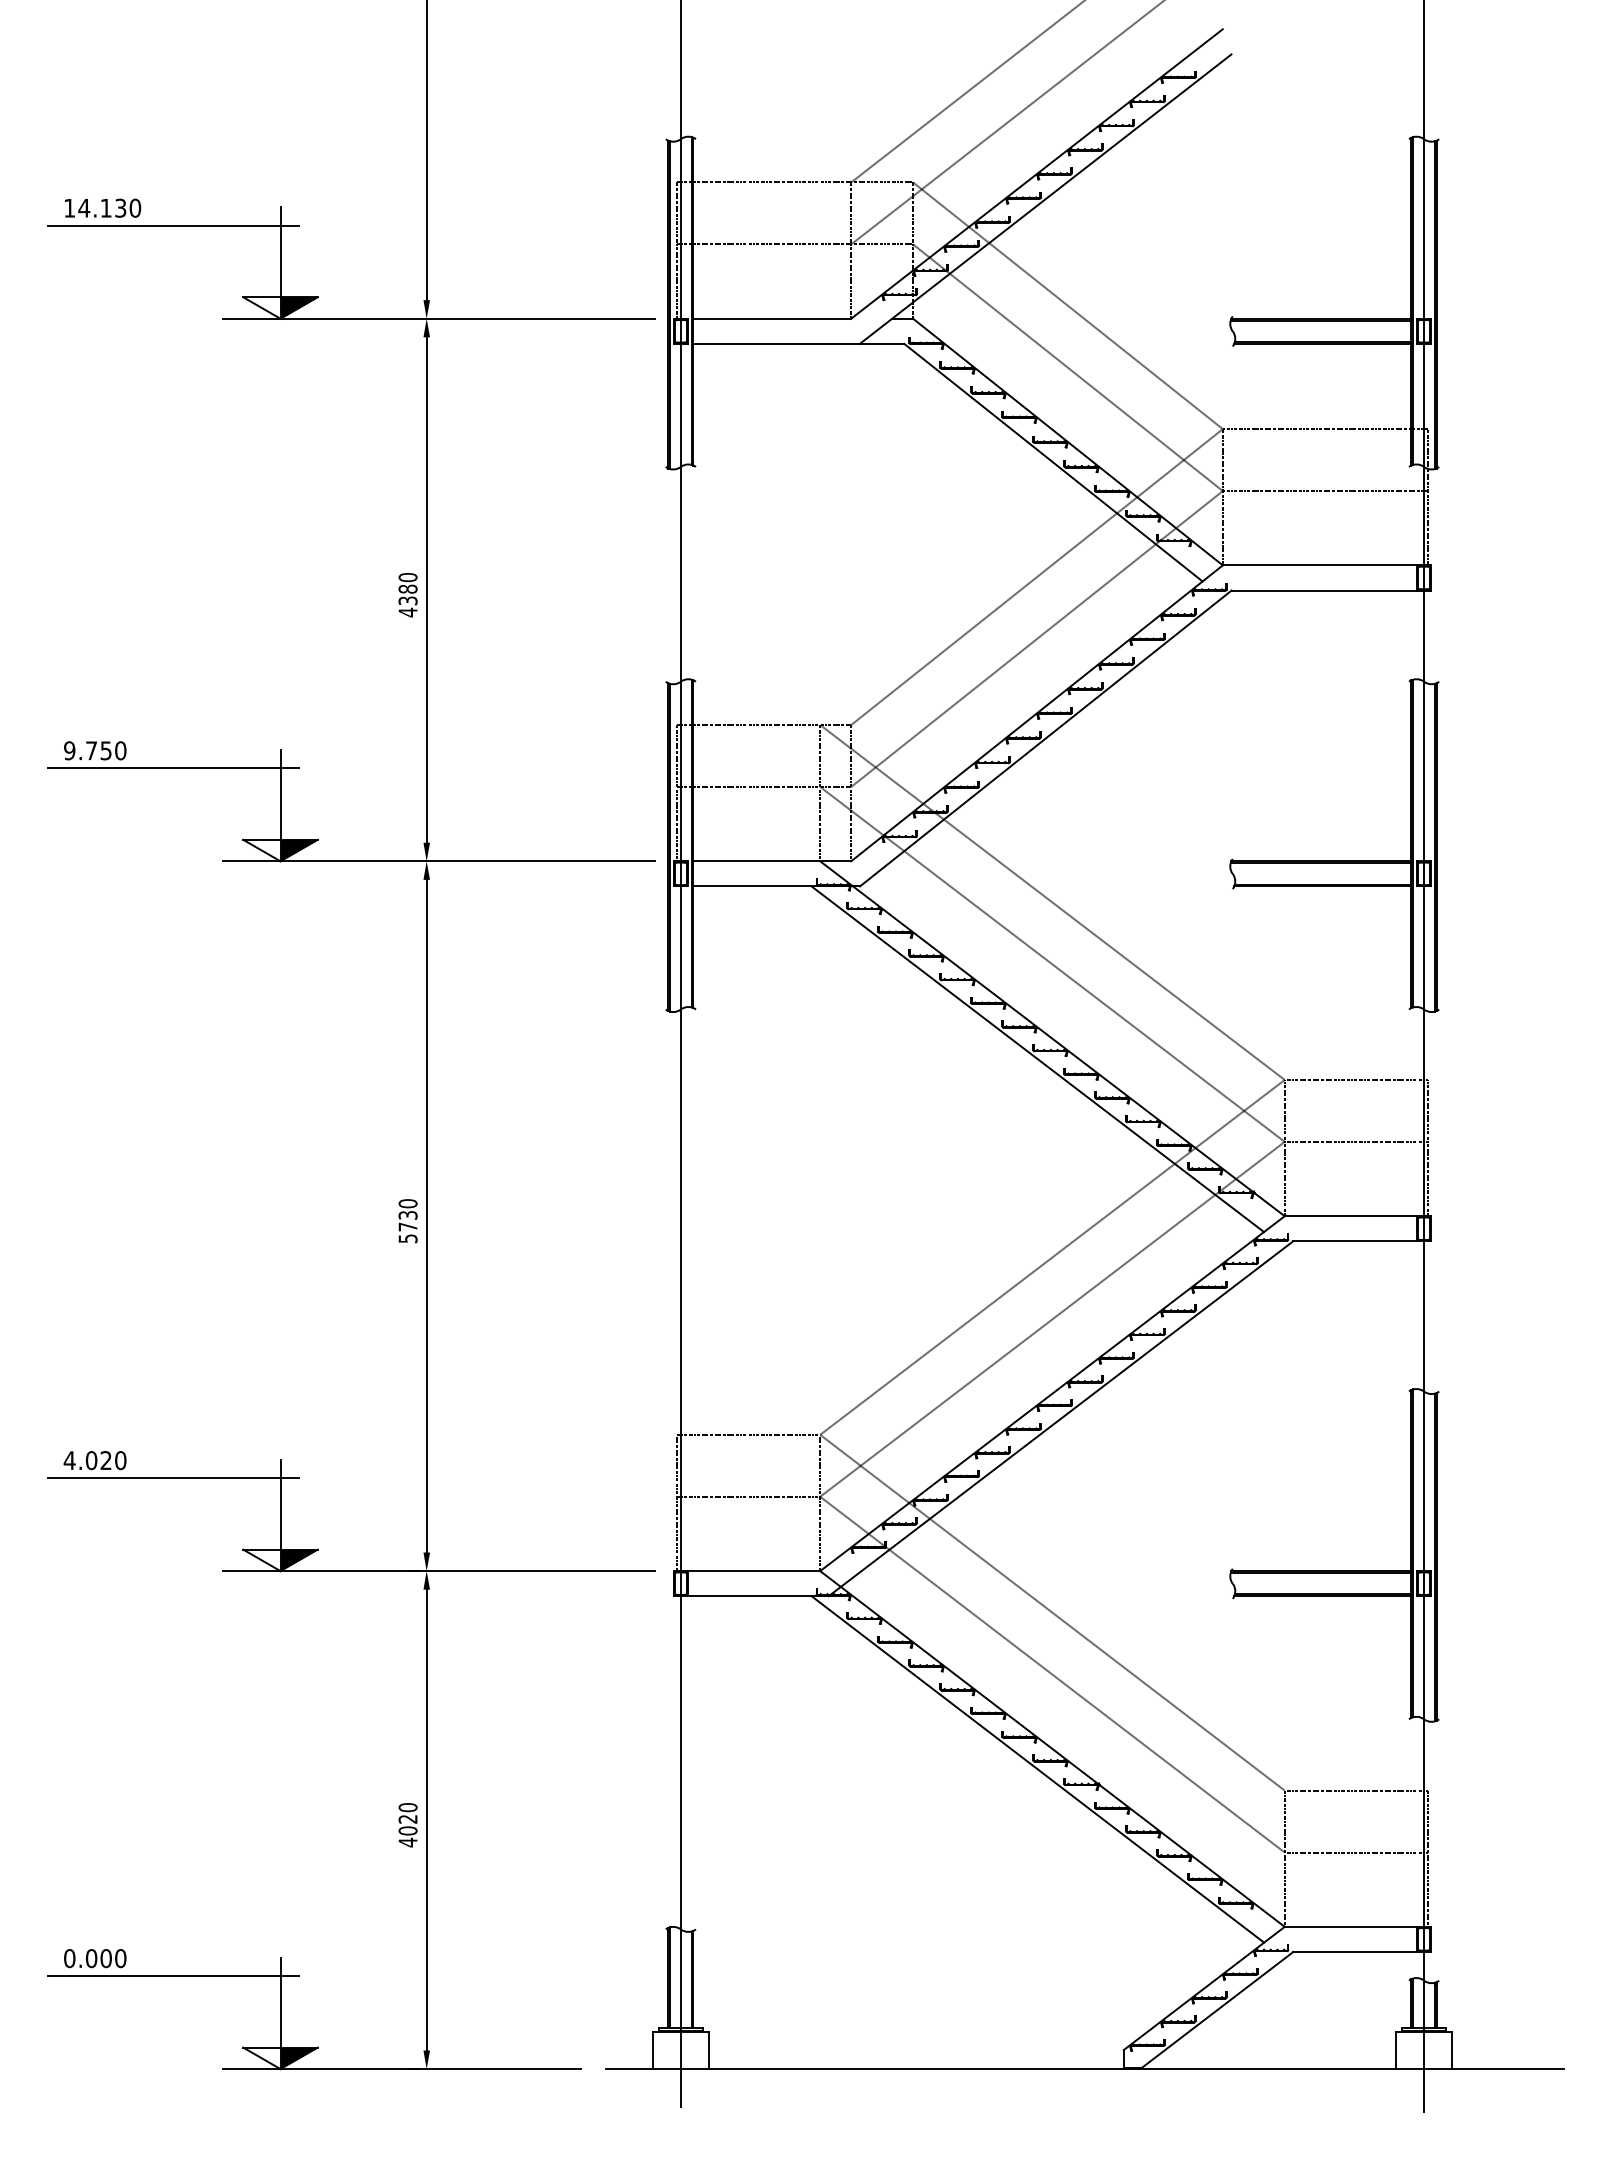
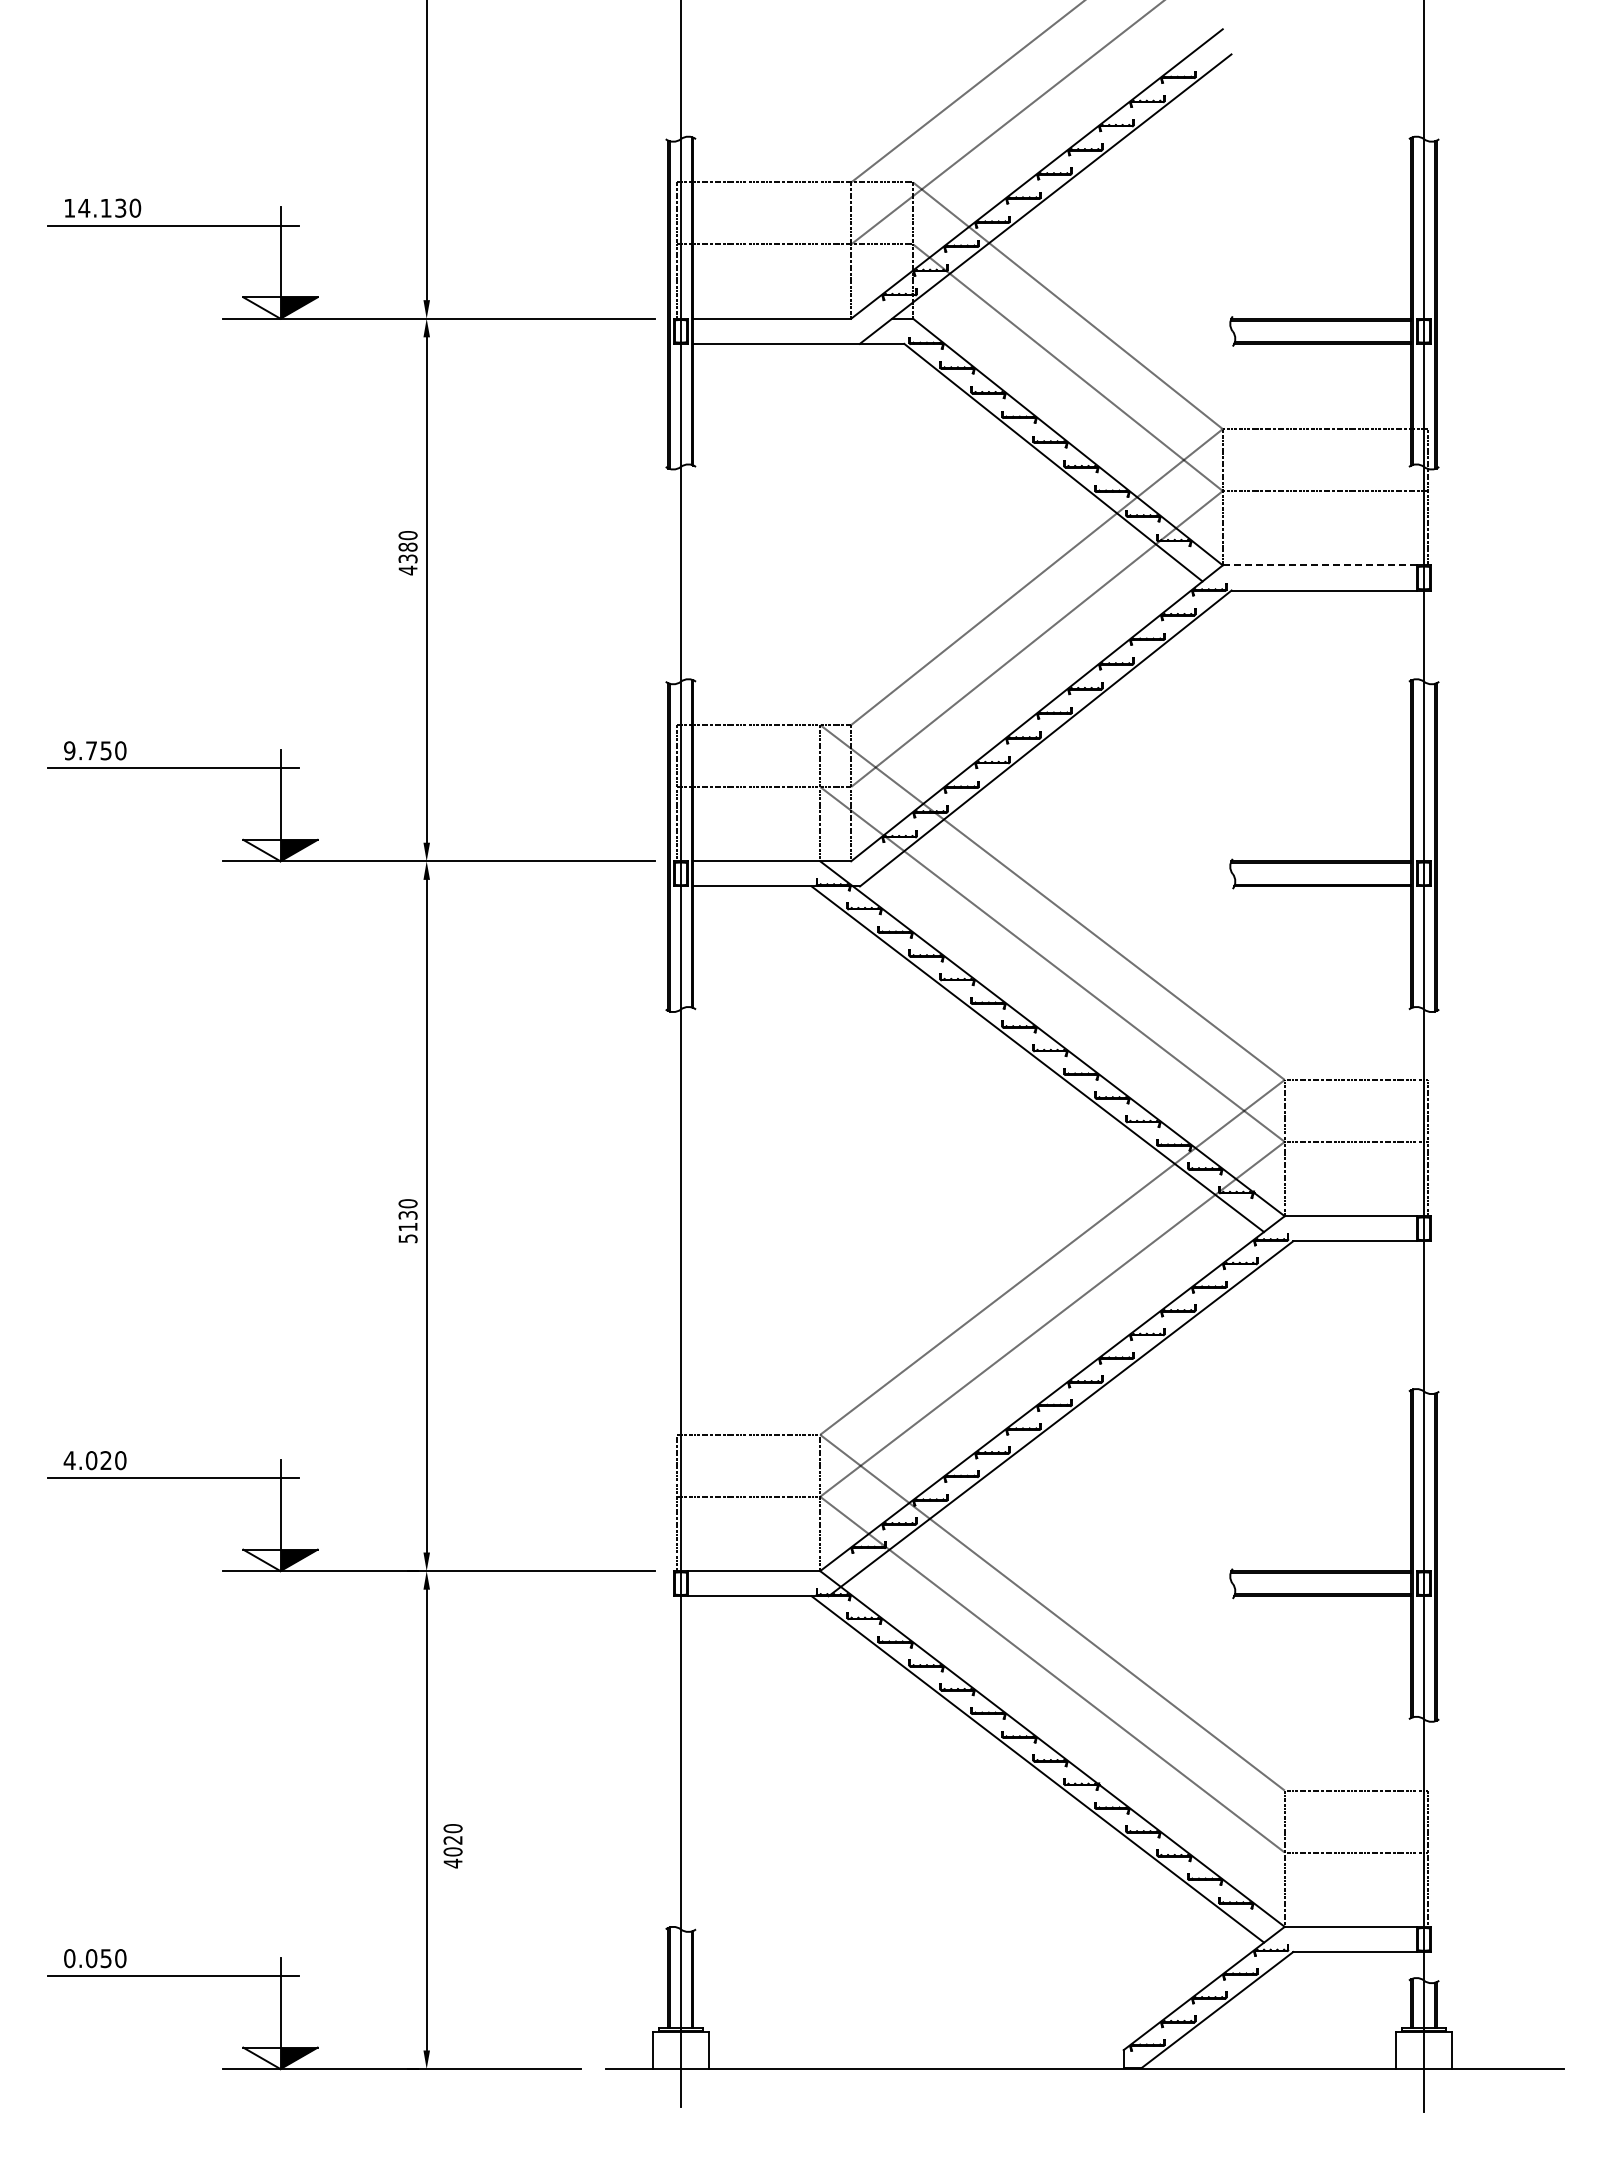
line: solid -> dashed (1319, 565)
text position: (407, 595) -> (407, 553) (407, 553)
text: 5730 -> 5130 (407, 1226)
text position: (407, 1825) -> (452, 1846) (452, 1846)
text: 0.000 -> 0.050 (105, 1958)
